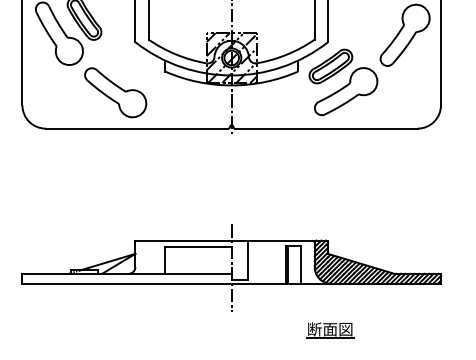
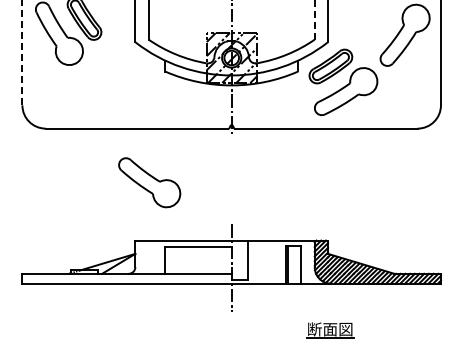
line: solid -> dashed (314, 19)
line: solid -> dashed (22, 52)
part position: (115, 92) -> (149, 182) (149, 182)
